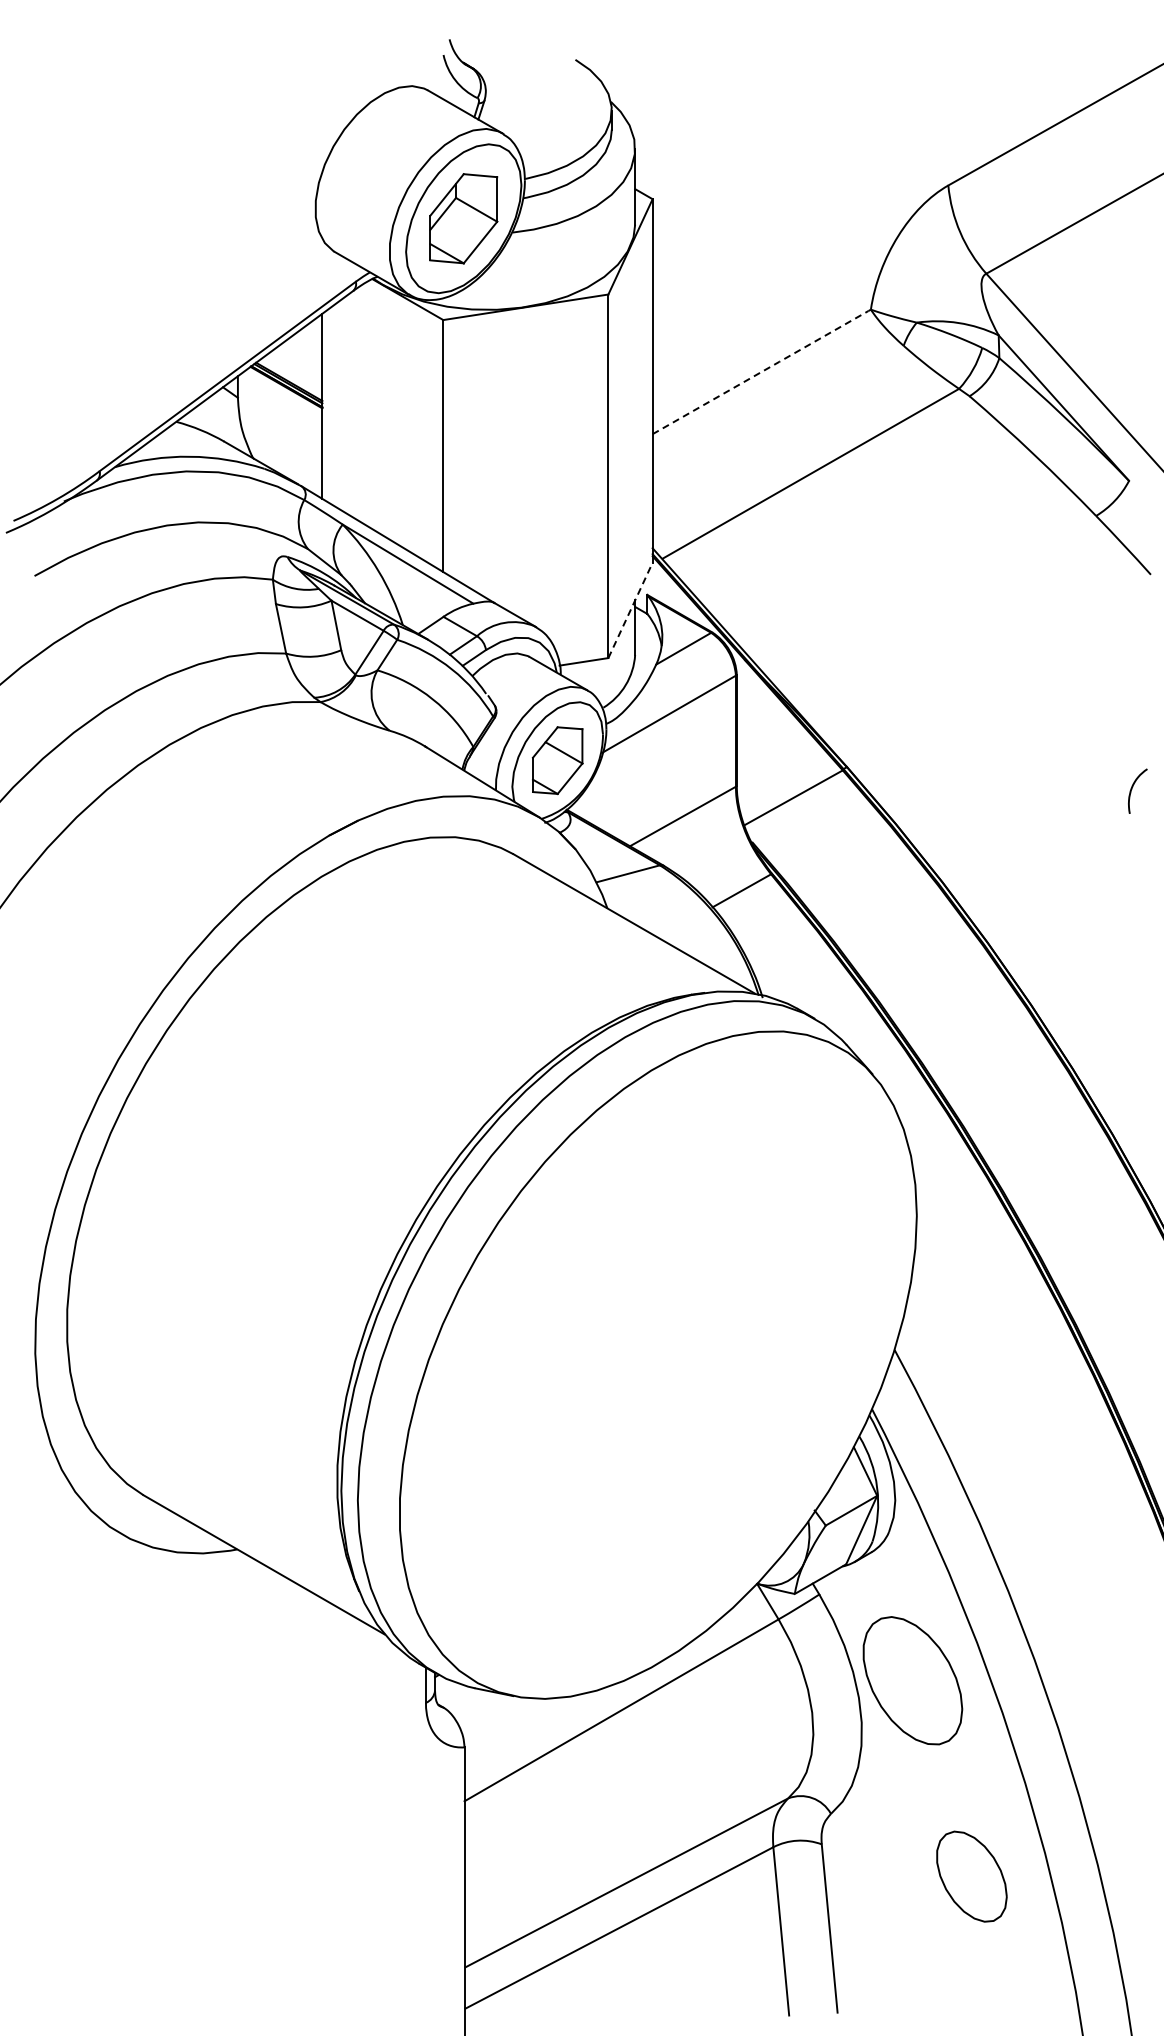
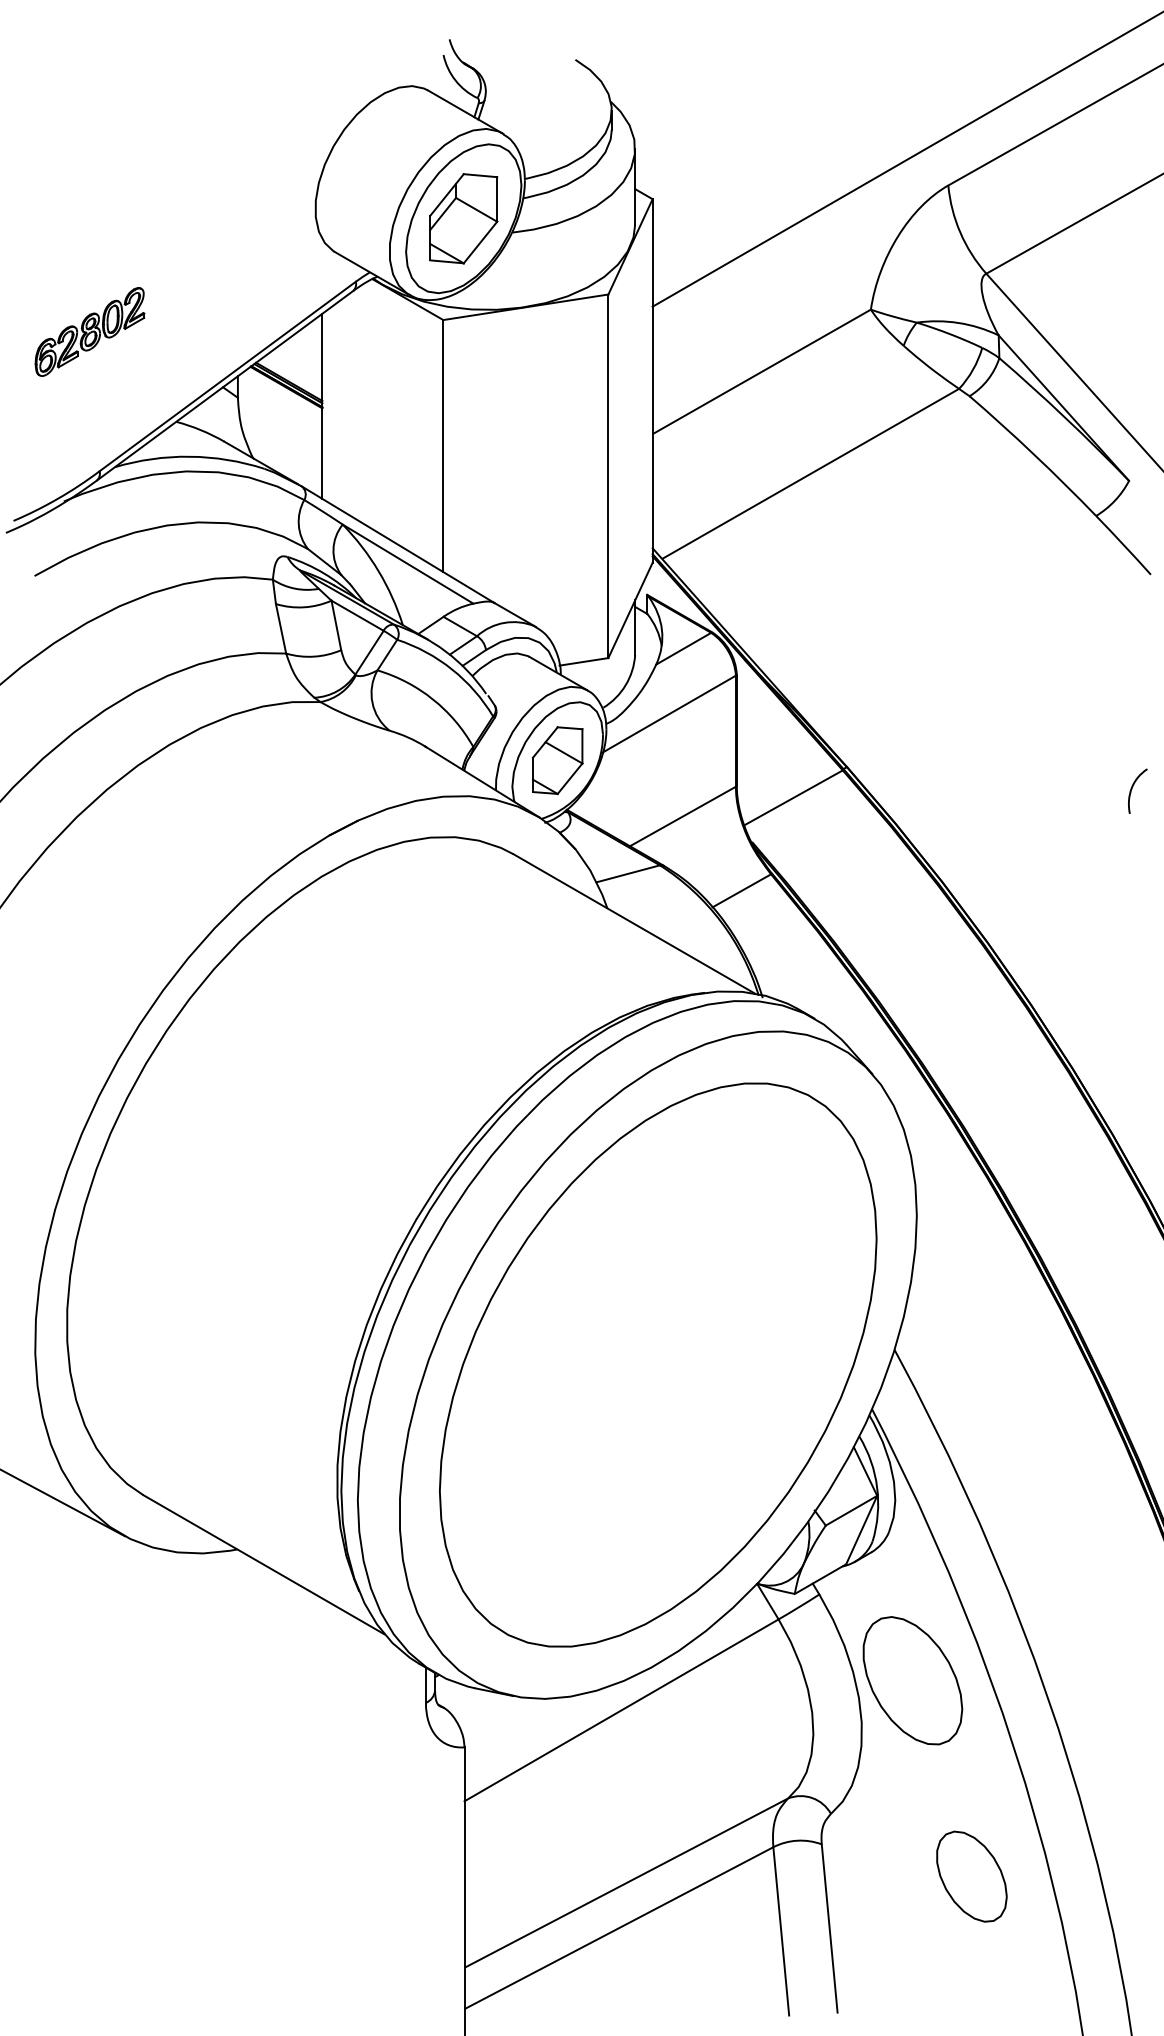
line: none -> present (906, 159)
part: none -> present (89, 331)
line: dashed -> solid (762, 371)
line: dashed -> solid (630, 610)
part: none -> present (658, 1364)
line: none -> present (63, 1503)
